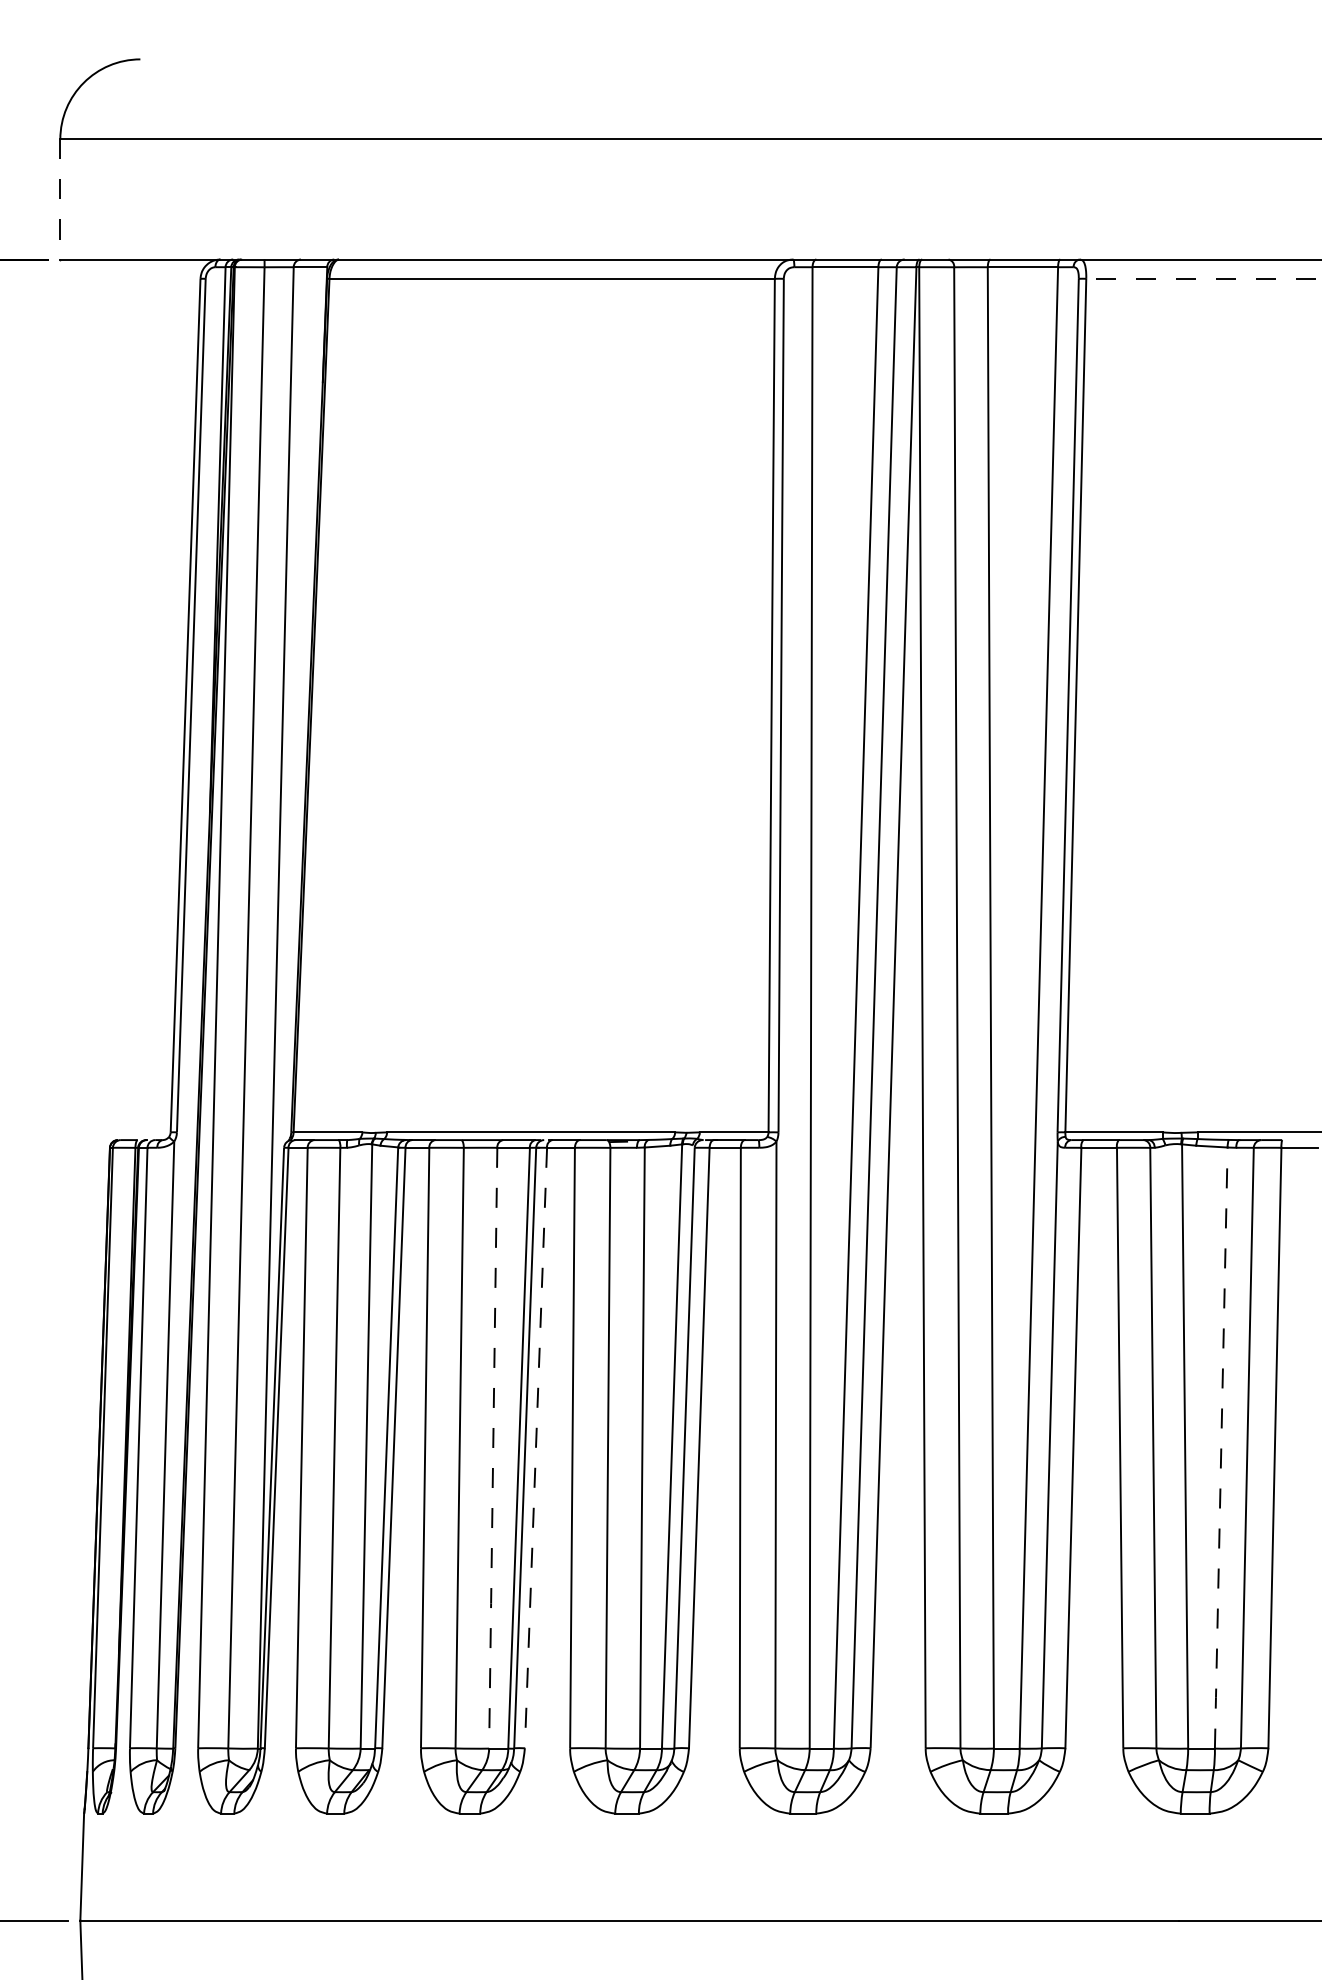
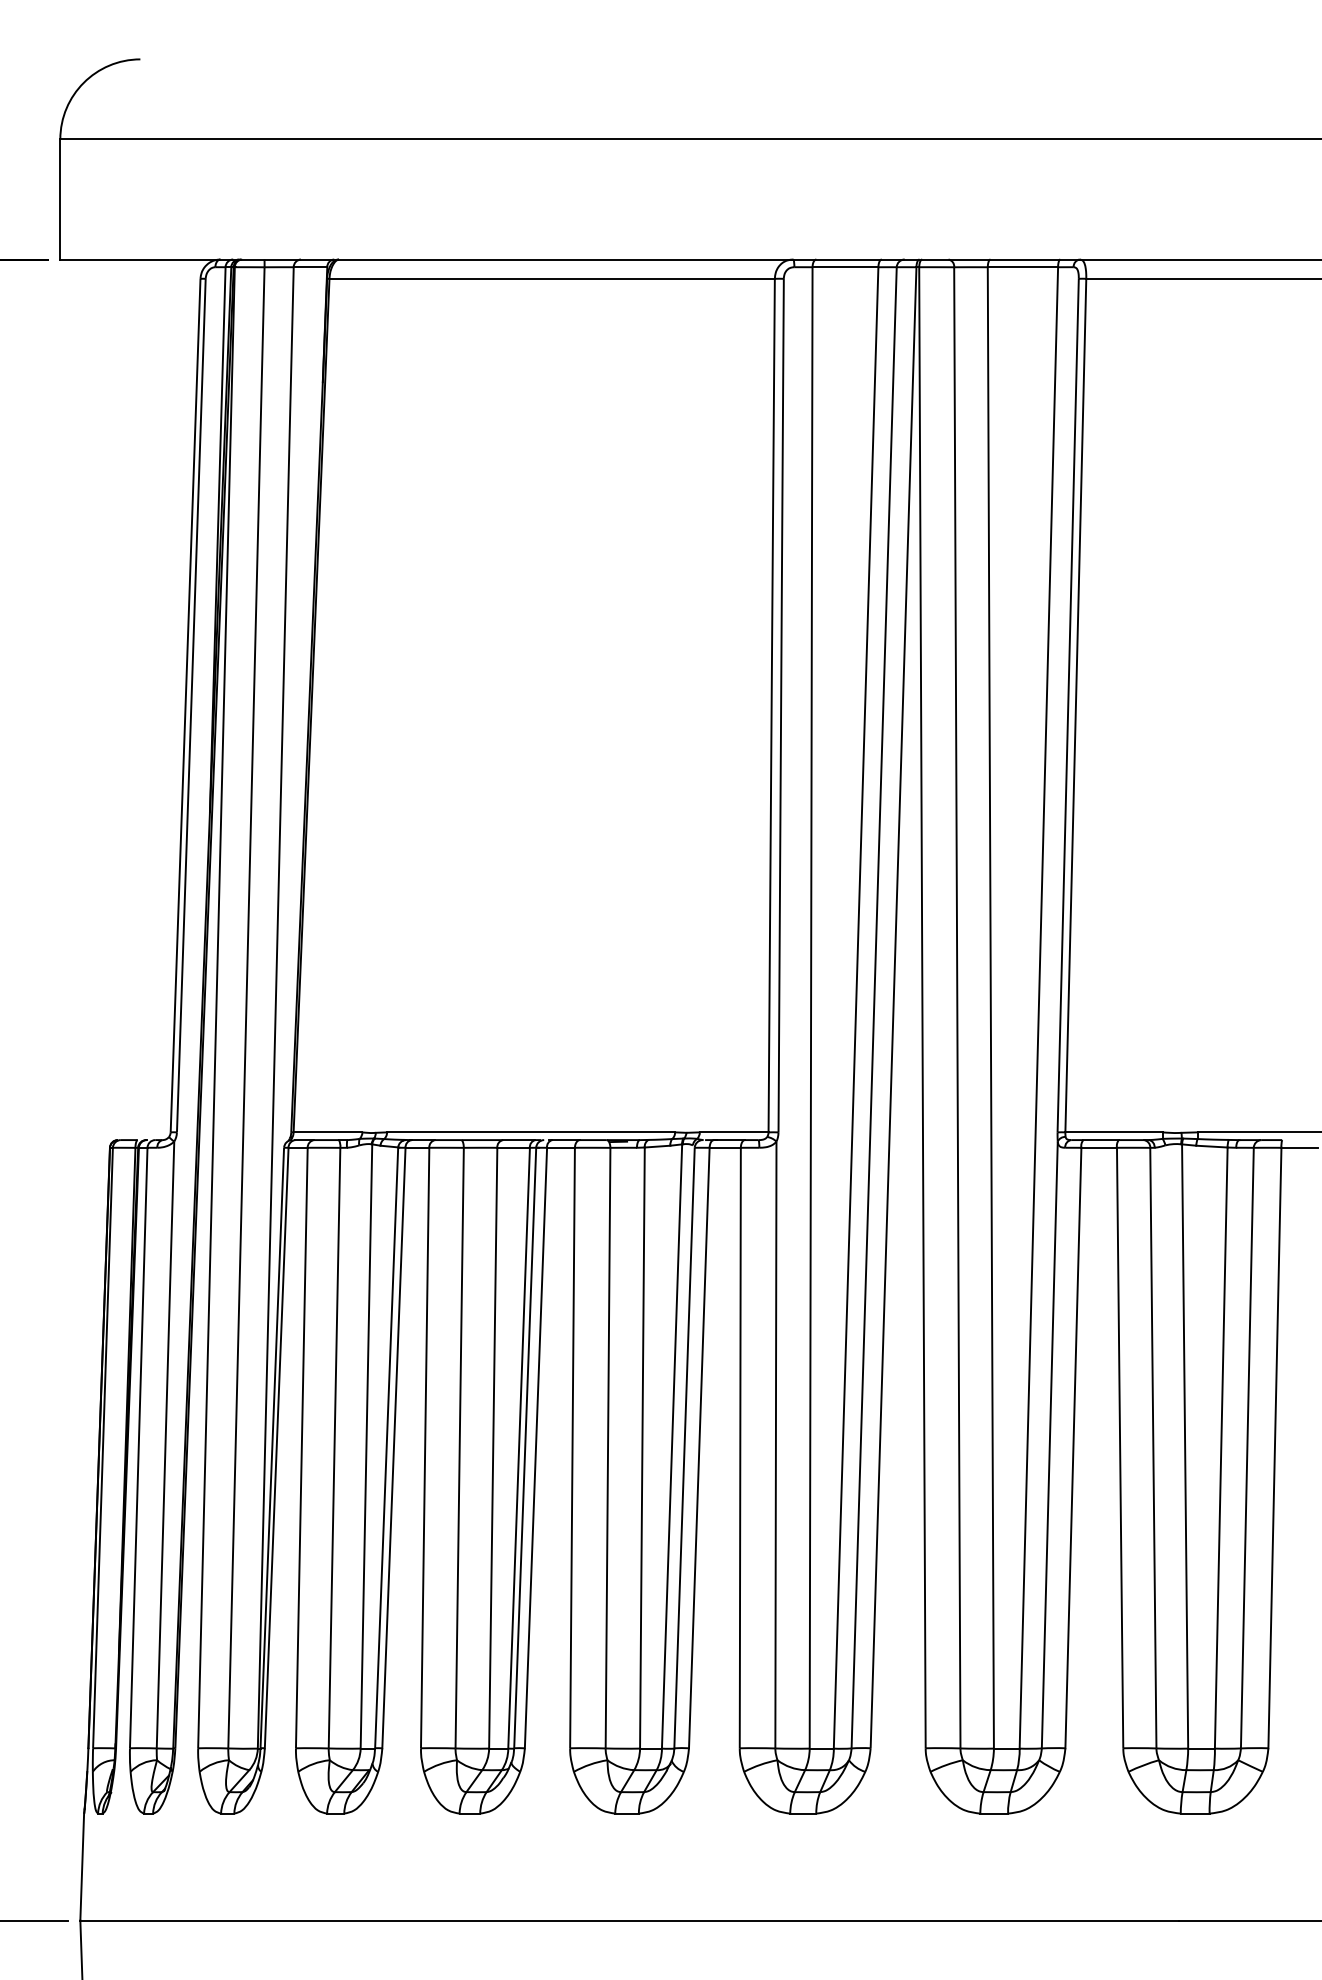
line: dashed -> solid (60, 199)
line: dashed -> solid (1203, 278)
line: dashed -> solid (535, 1448)
line: dashed -> solid (1221, 1448)
line: dashed -> solid (493, 1449)
